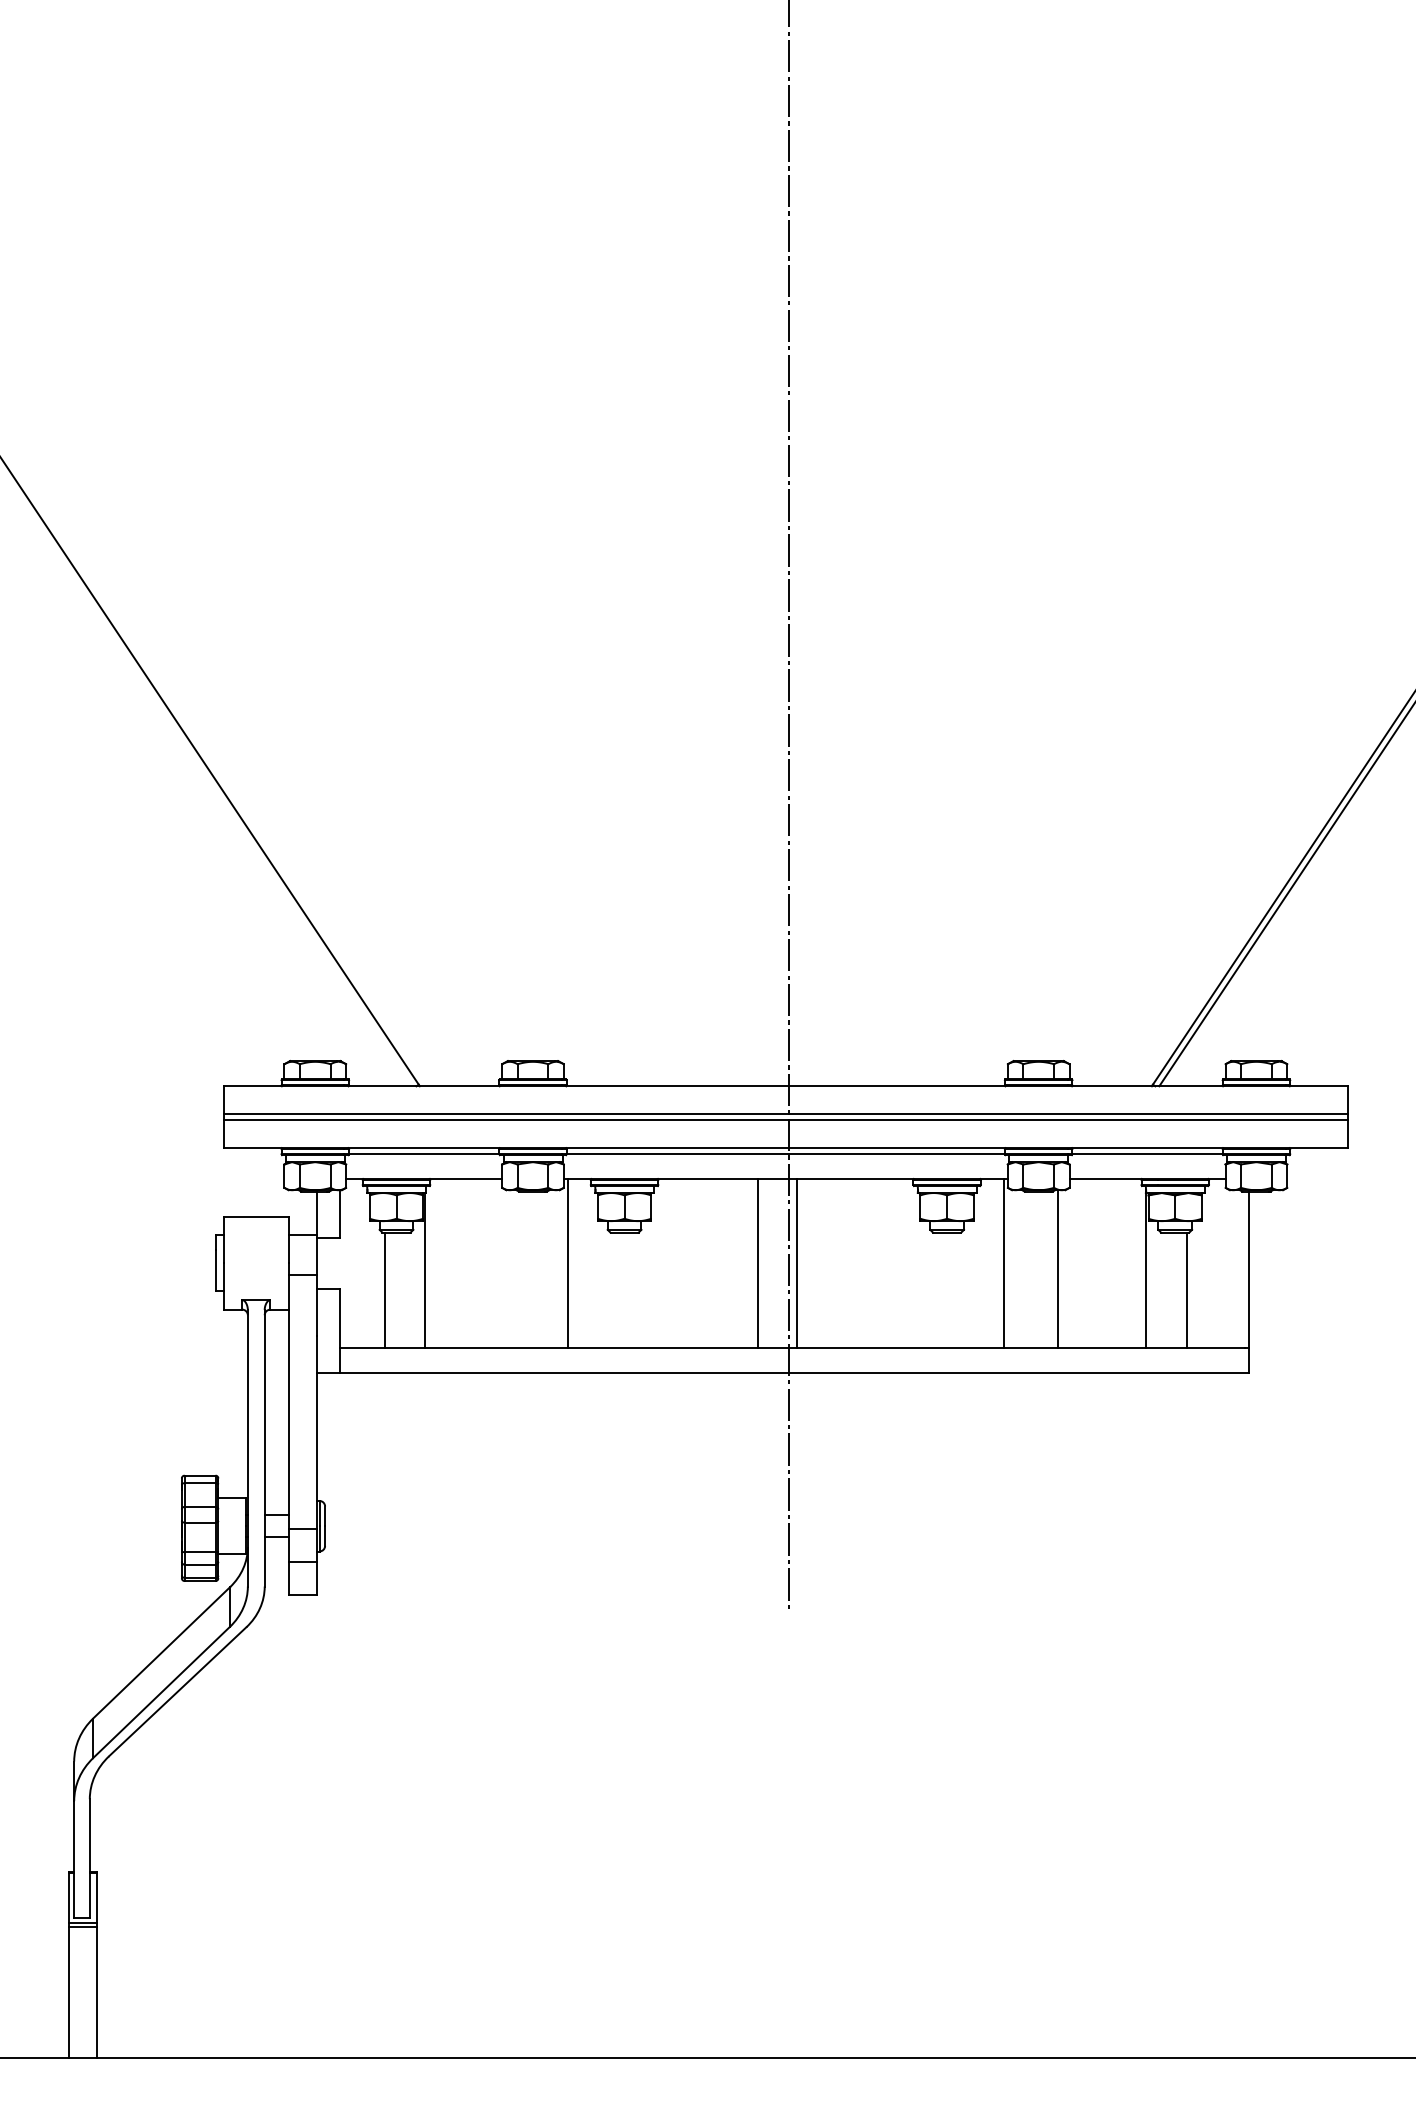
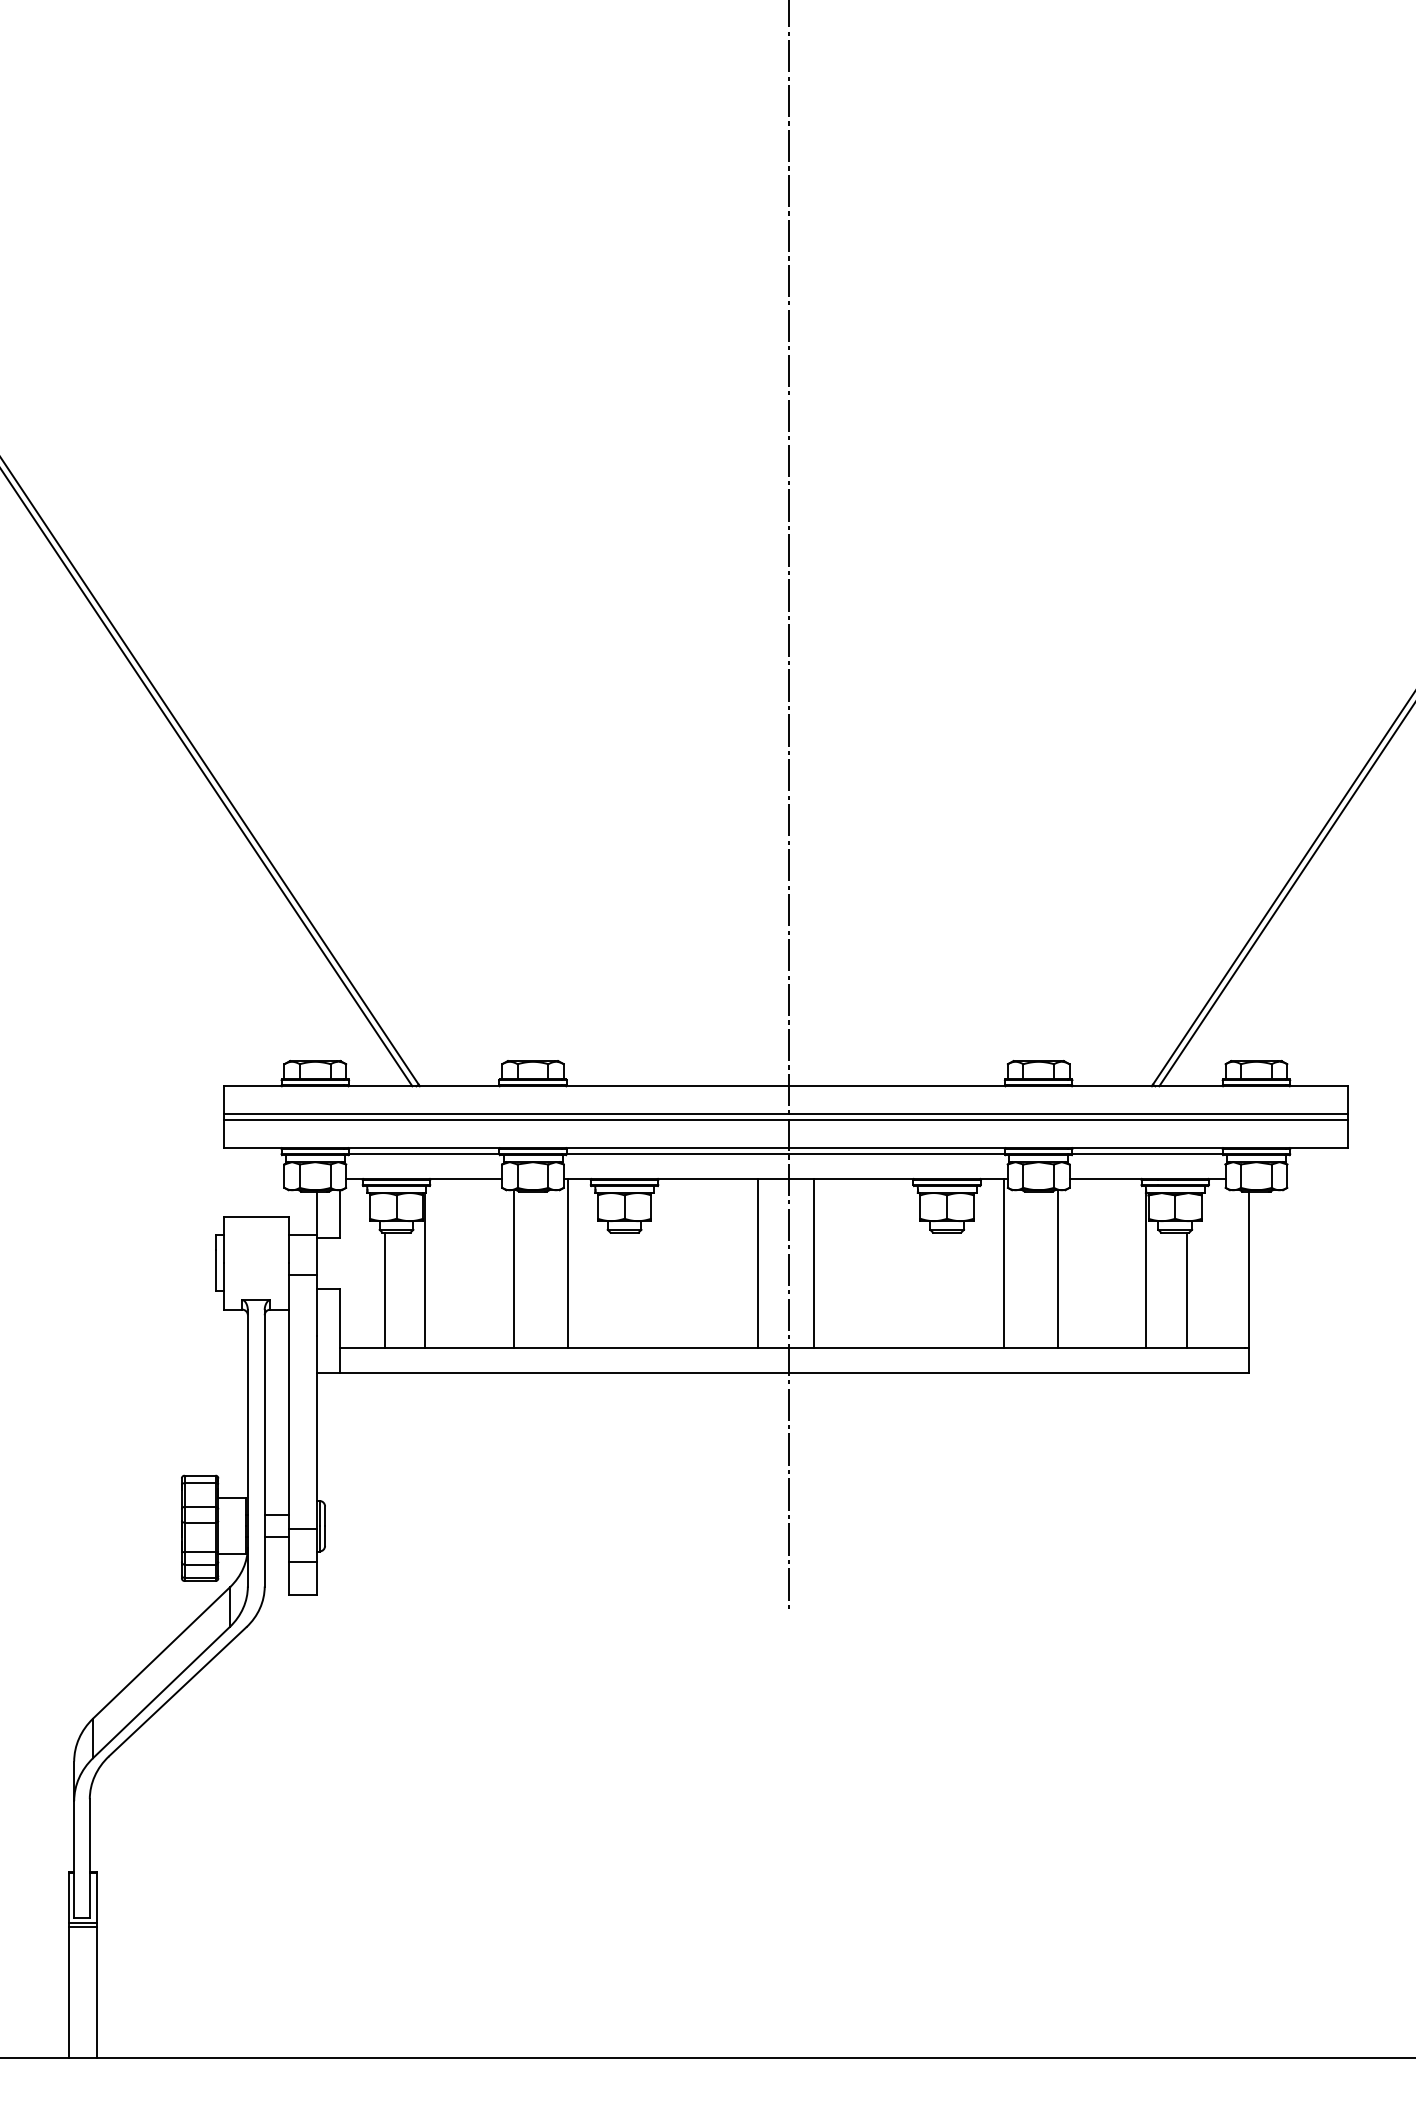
line: none -> present (207, 778)
line position: (796, 1263) -> (813, 1263) (813, 1263)
line: none -> present (513, 1268)
